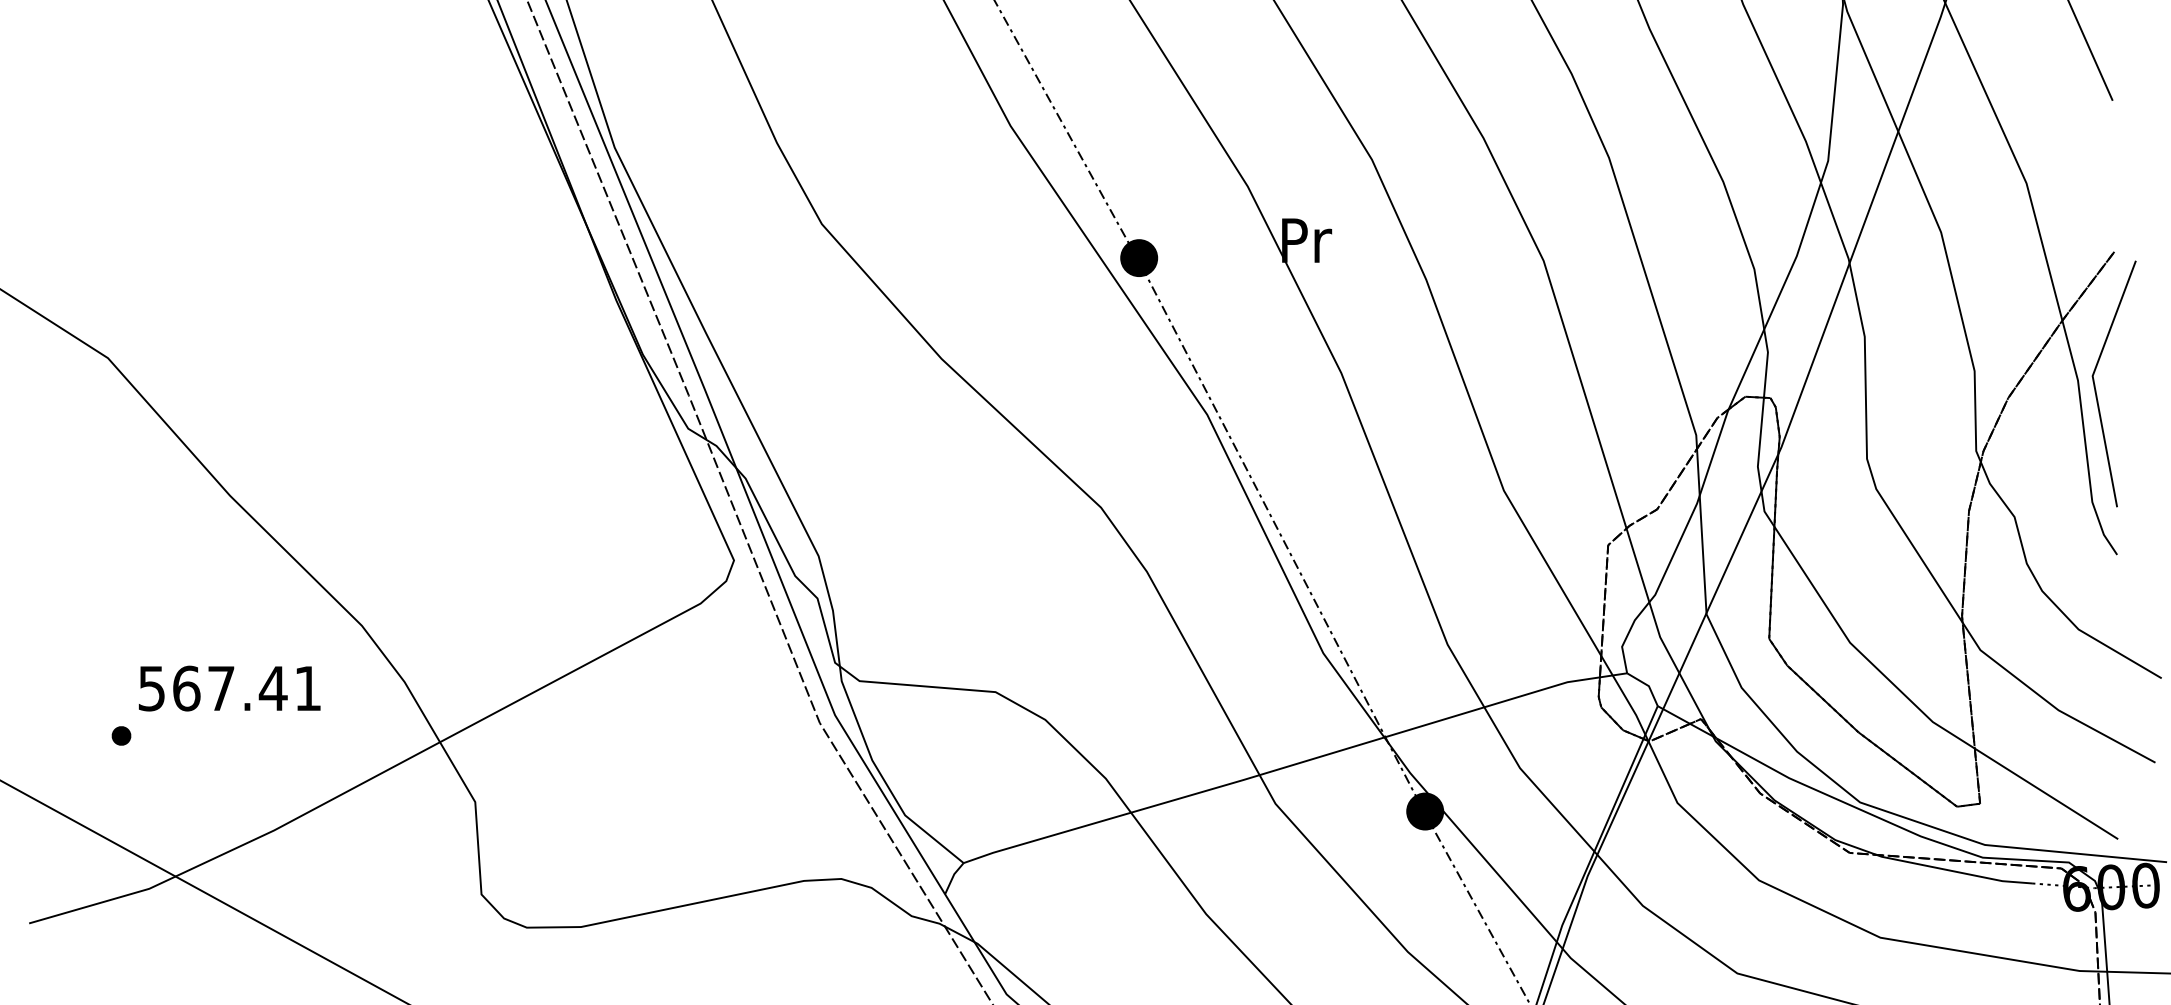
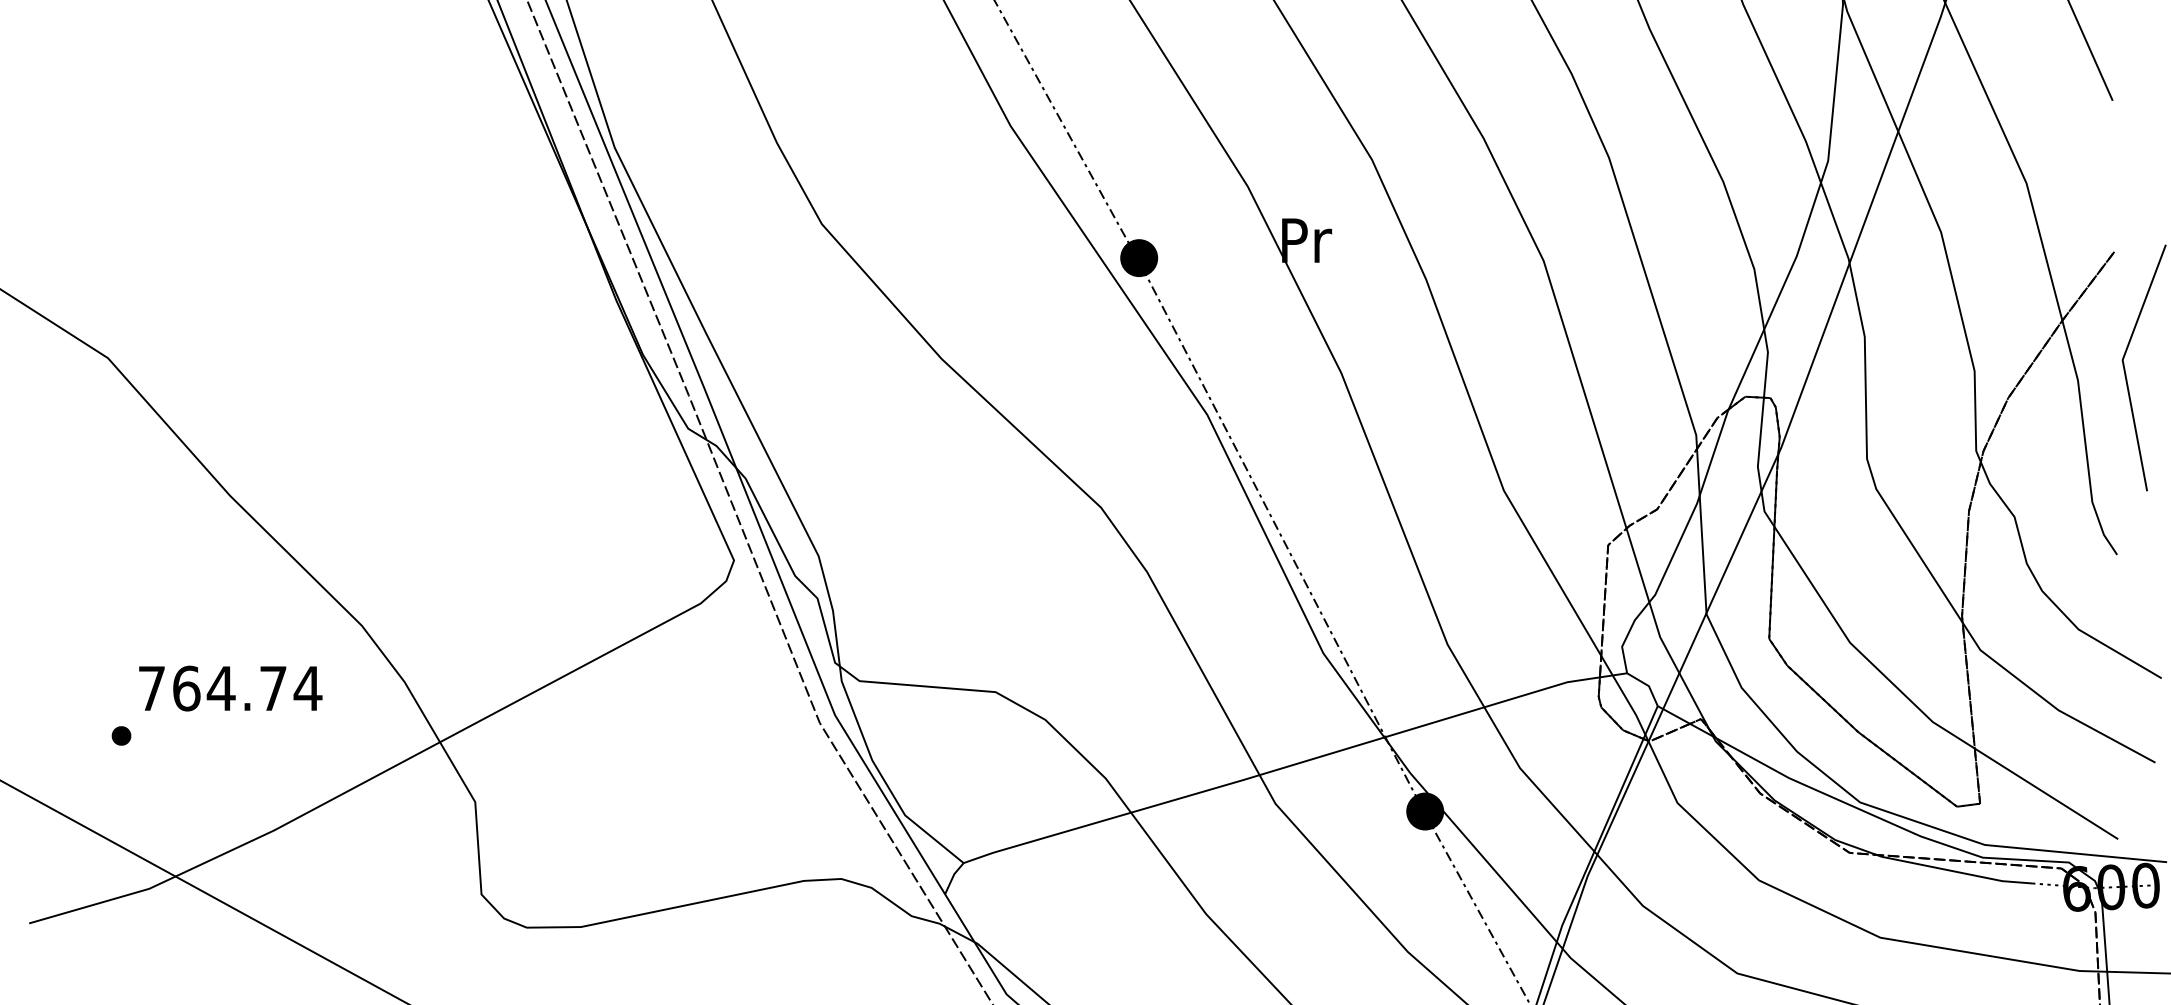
line position: (2095, 384) -> (2125, 368) (2125, 368)
text: 567.41 -> 764.74 (230, 688)
